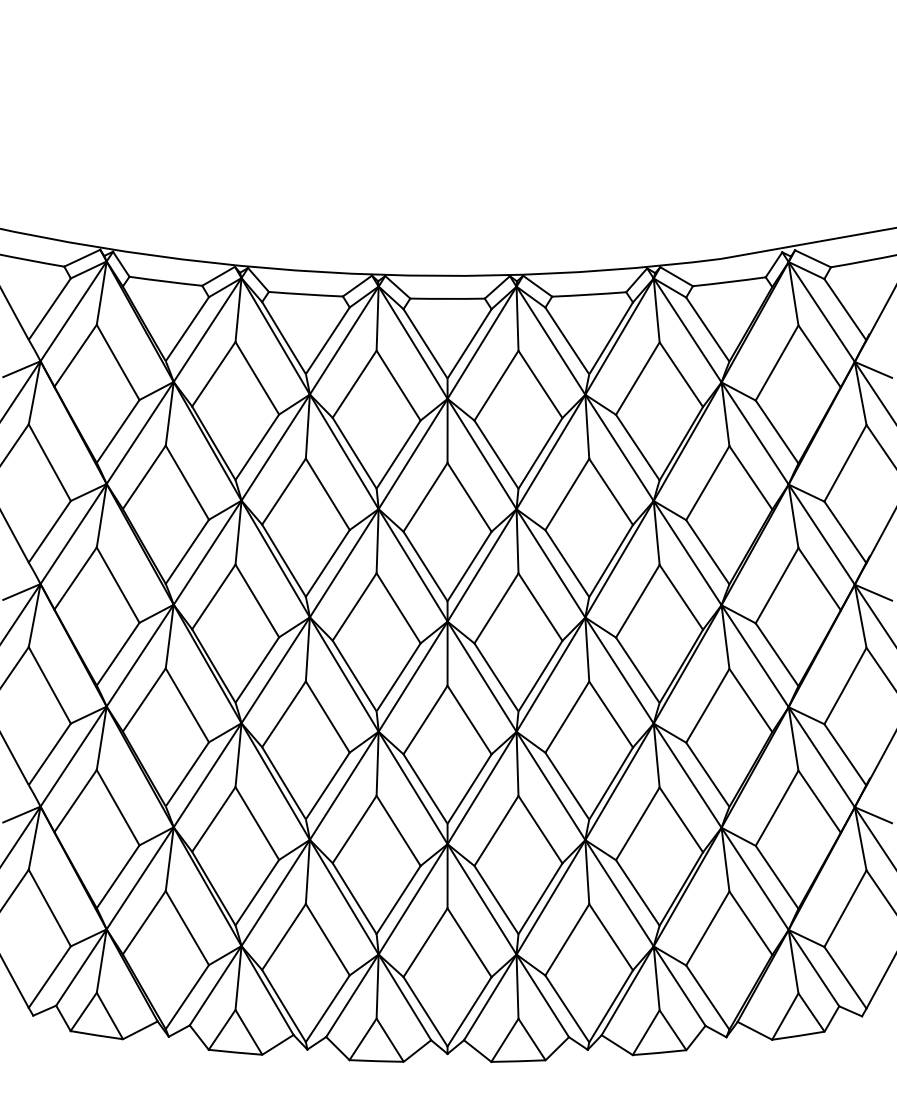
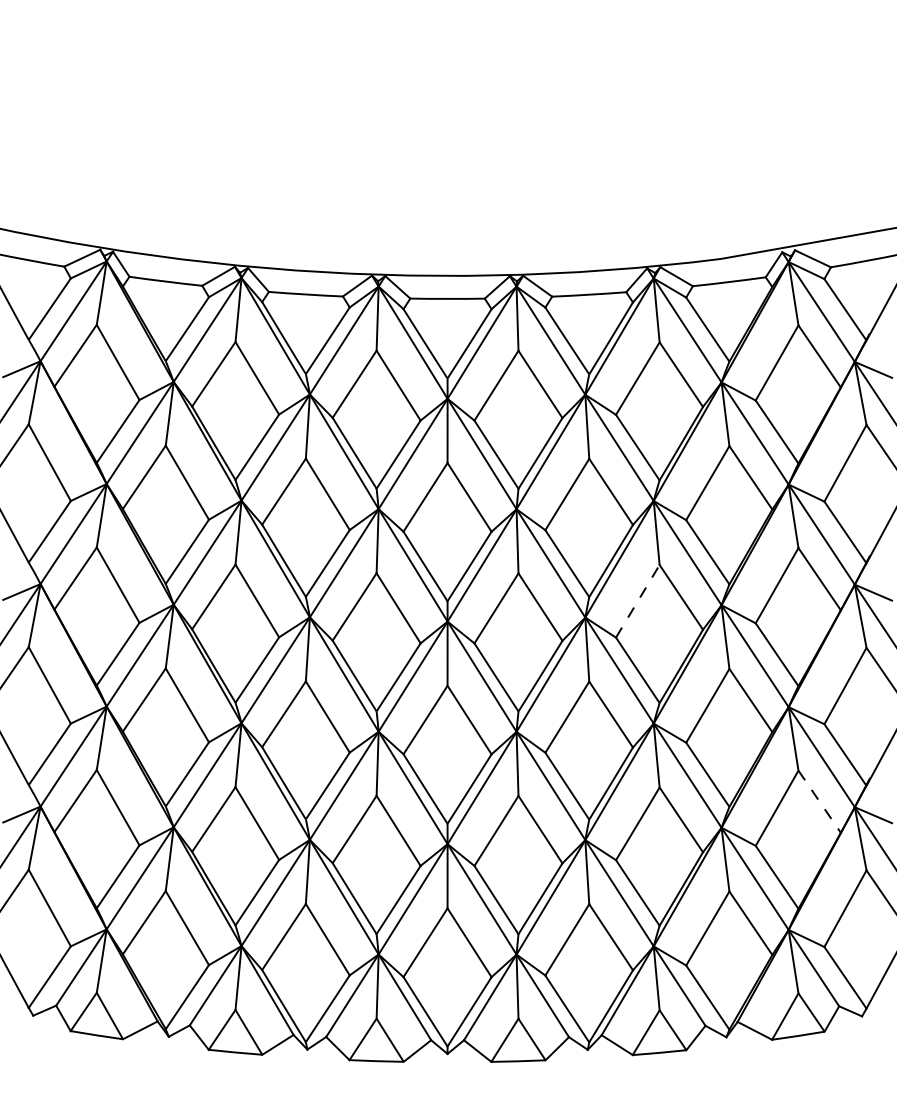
line: solid -> dashed (638, 600)
line: solid -> dashed (819, 801)
